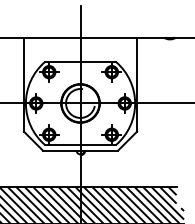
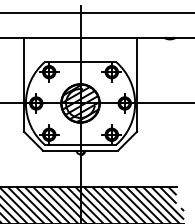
line: none -> present (96, 13)
hatch: none -> present (80, 103)
